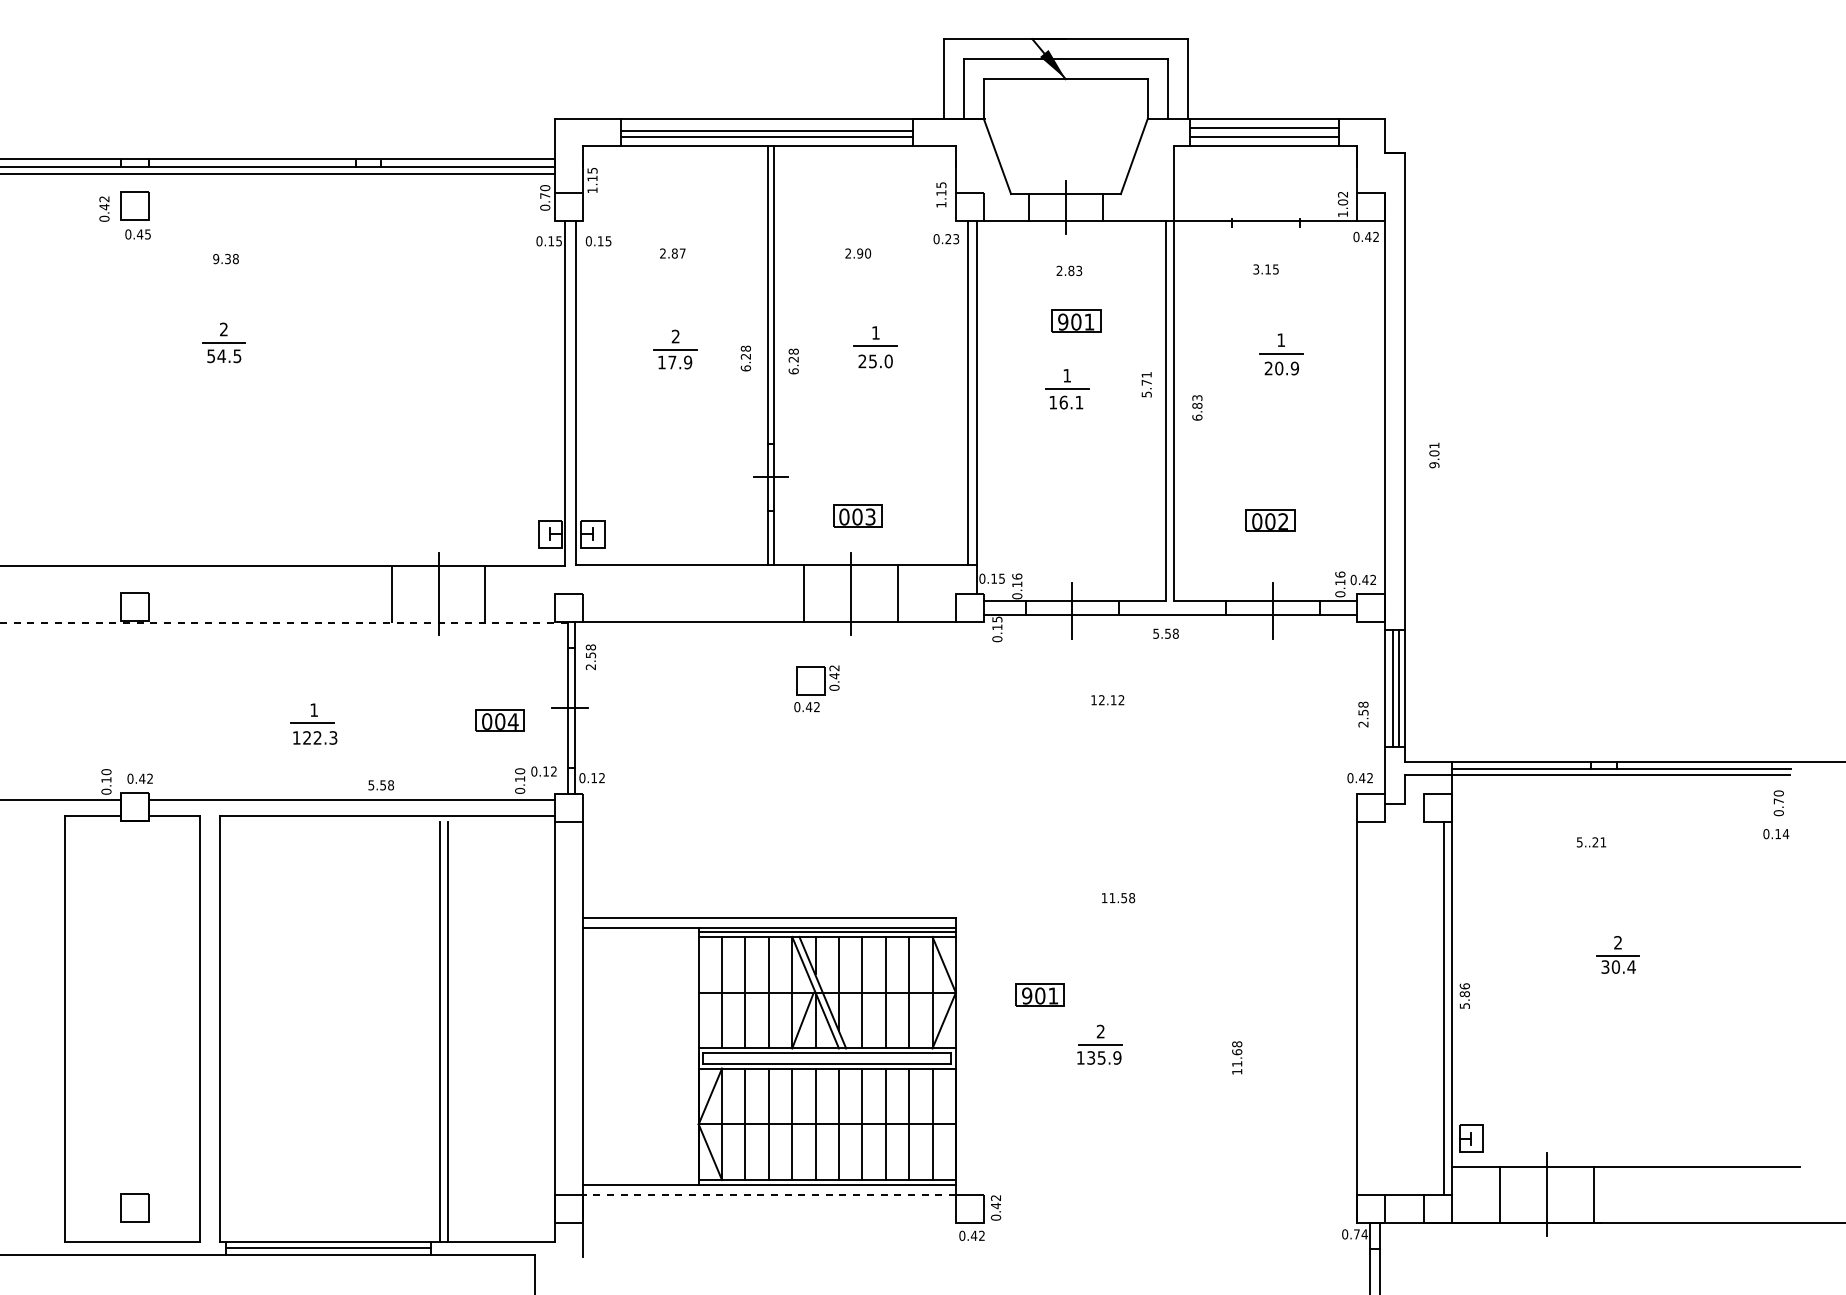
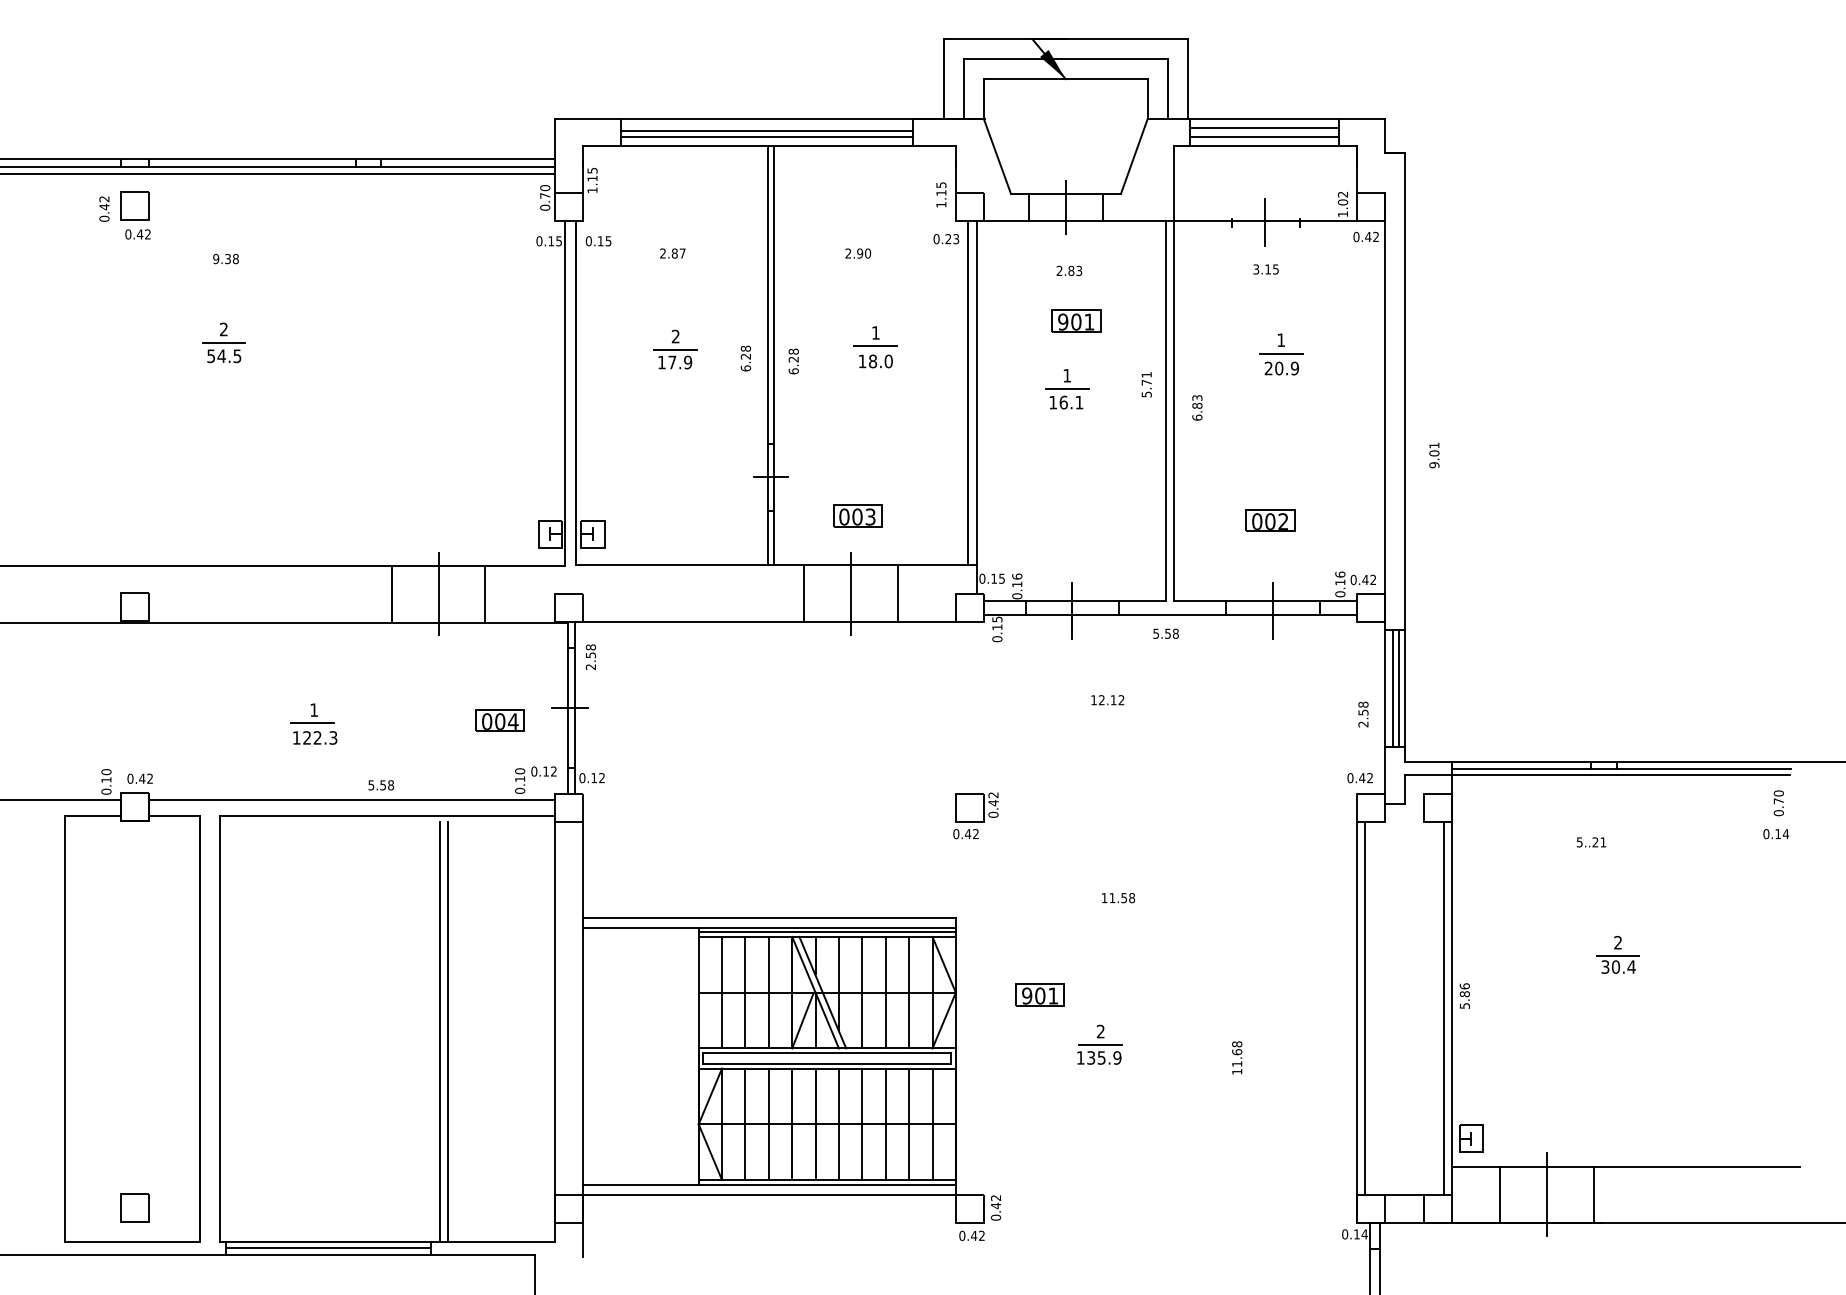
line: none -> present (1265, 222)
text: 0.45 -> 0.42 (147, 234)
text: 25.0 -> 18.0 (867, 361)
line: dashed -> solid (283, 622)
part position: (816, 688) -> (975, 815) (975, 815)
line: none -> present (1365, 1008)
line: dashed -> solid (769, 1194)
text: 0.74 -> 0.14 (1356, 1234)
